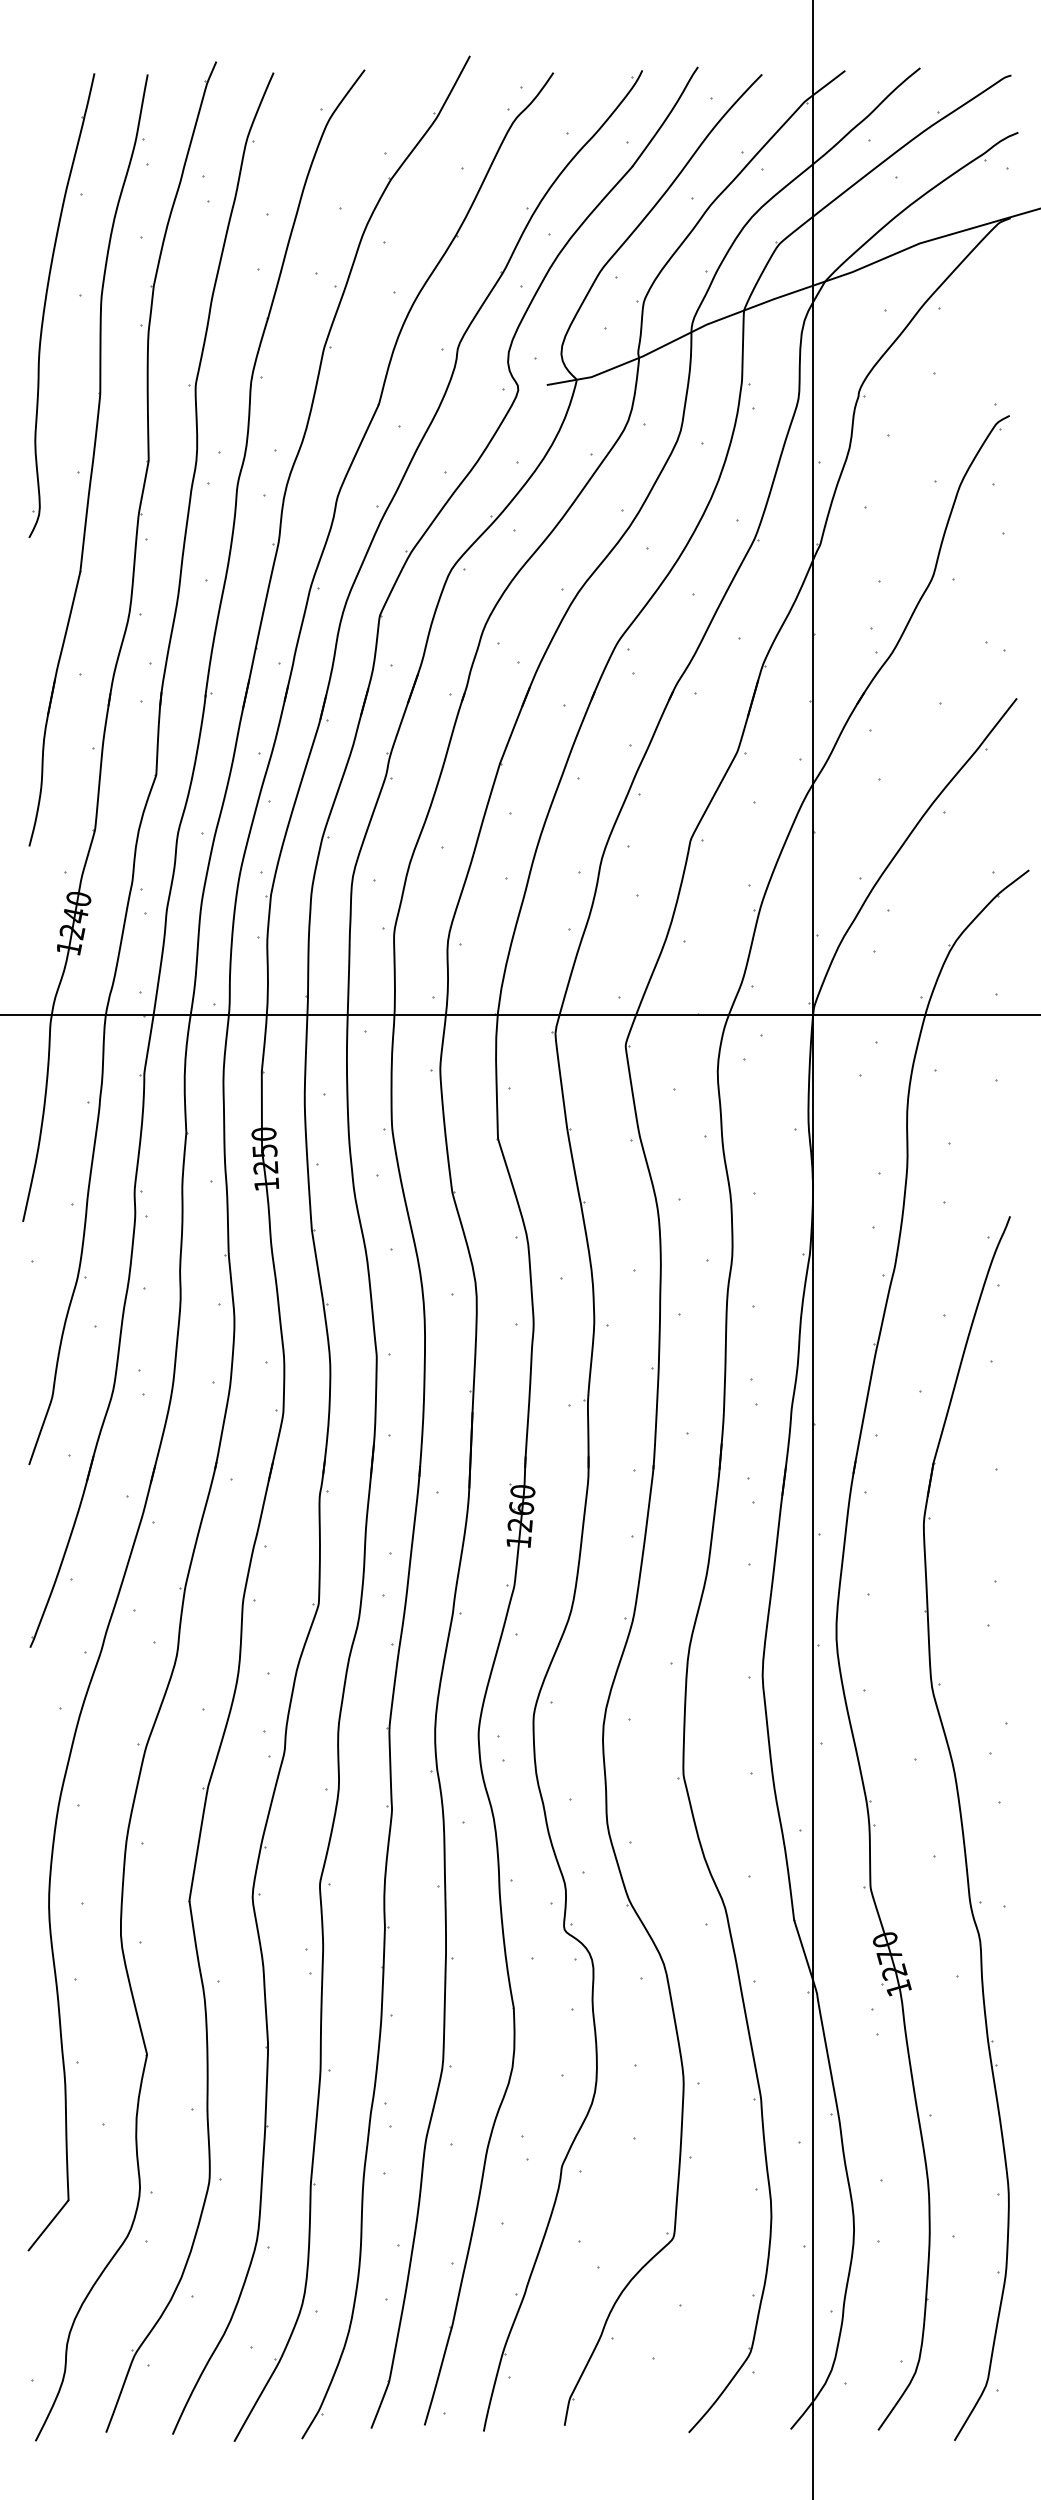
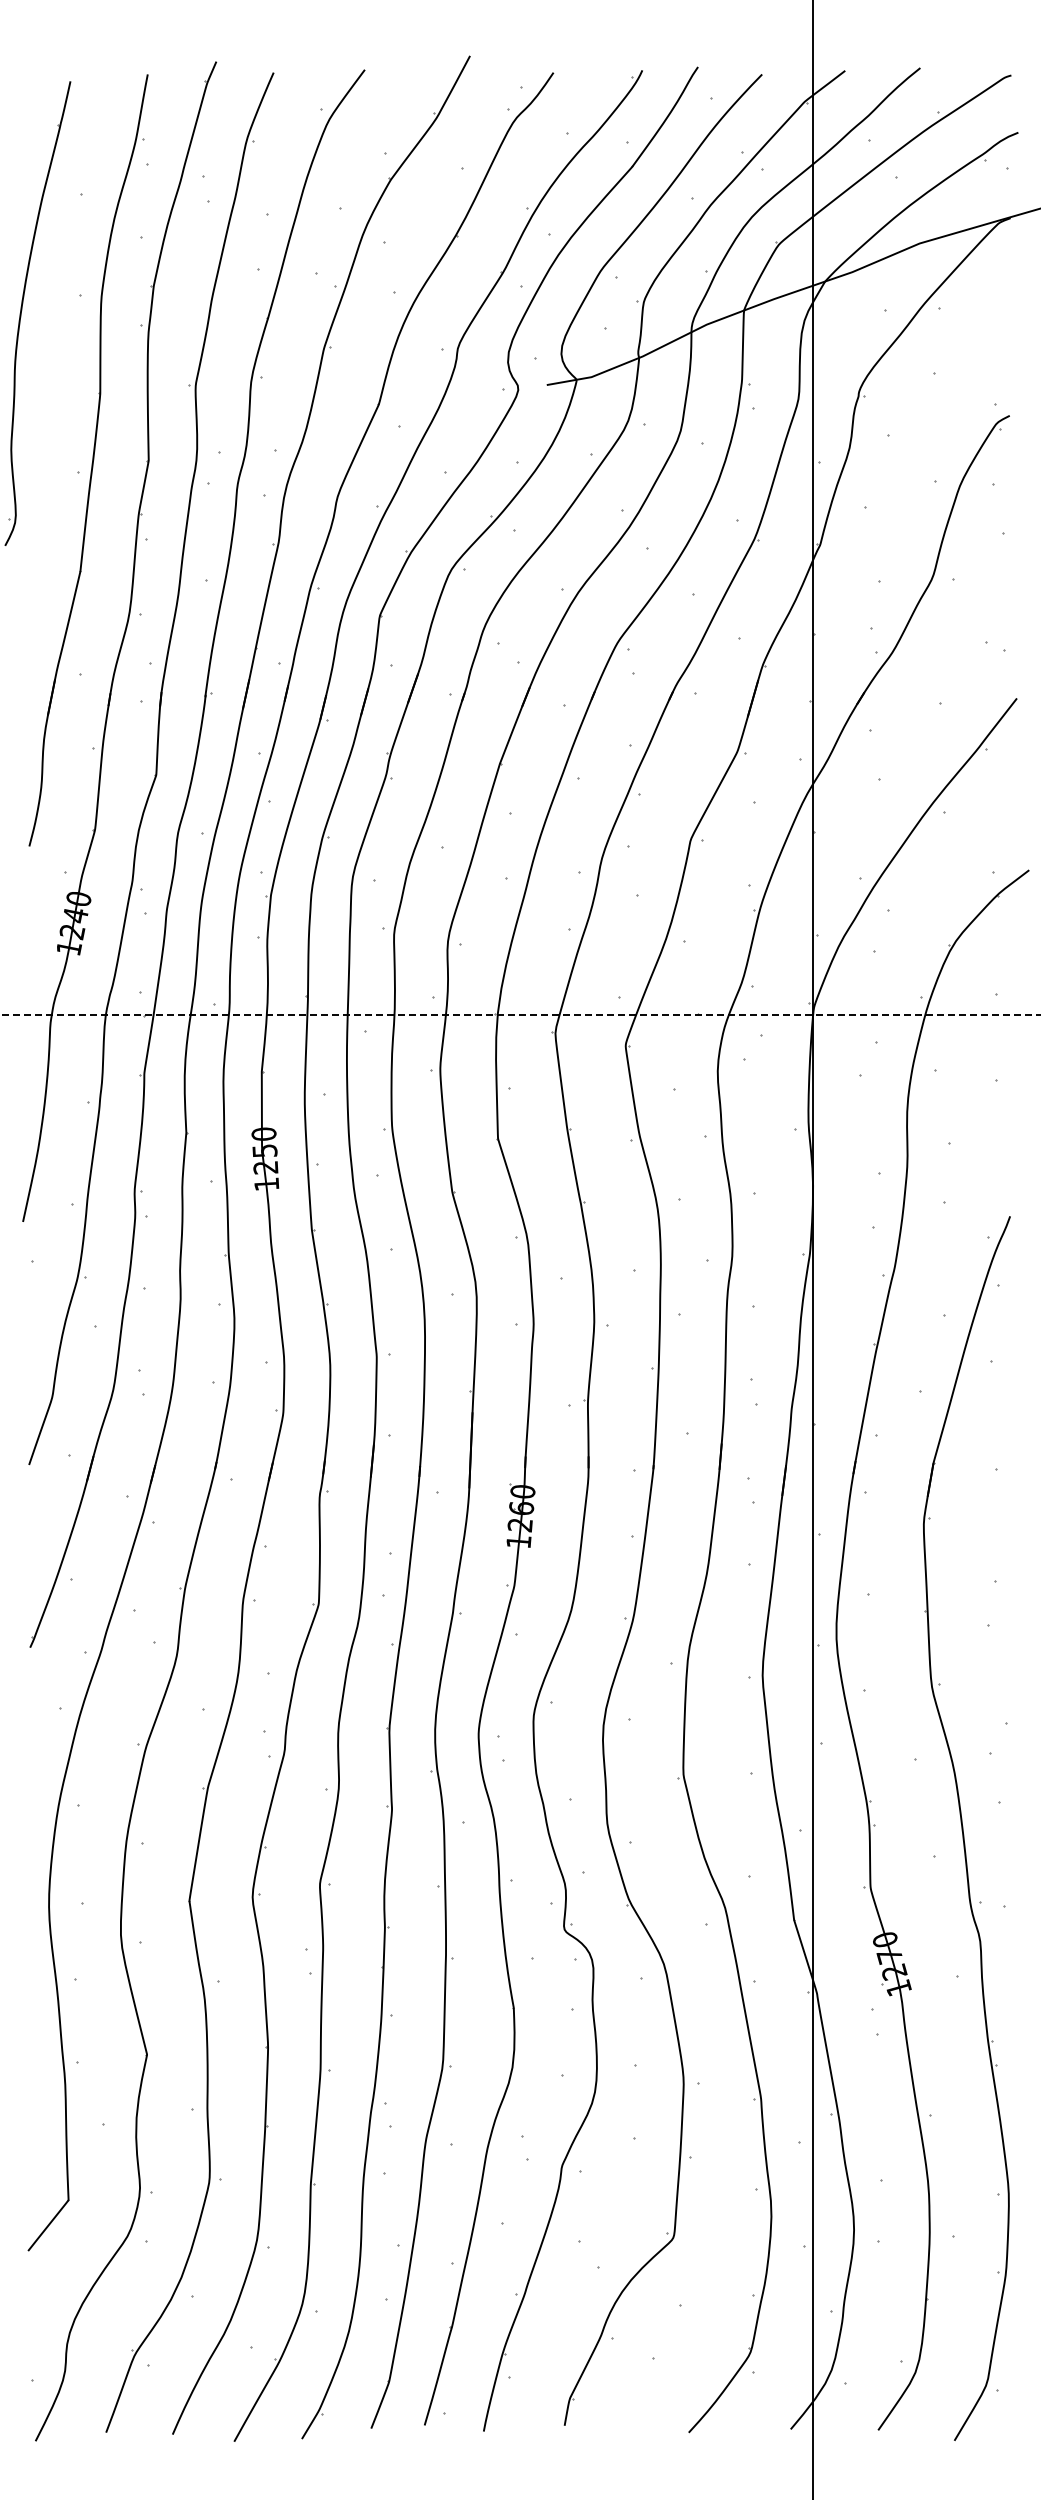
part position: (46, 302) -> (22, 310) (22, 310)
line: solid -> dashed (520, 1014)
